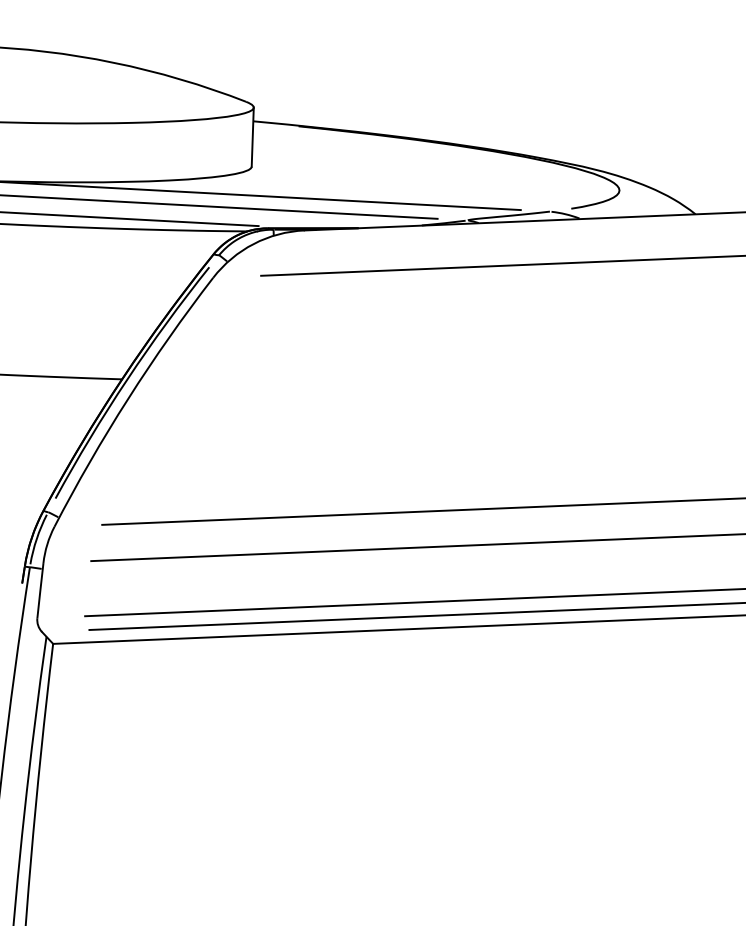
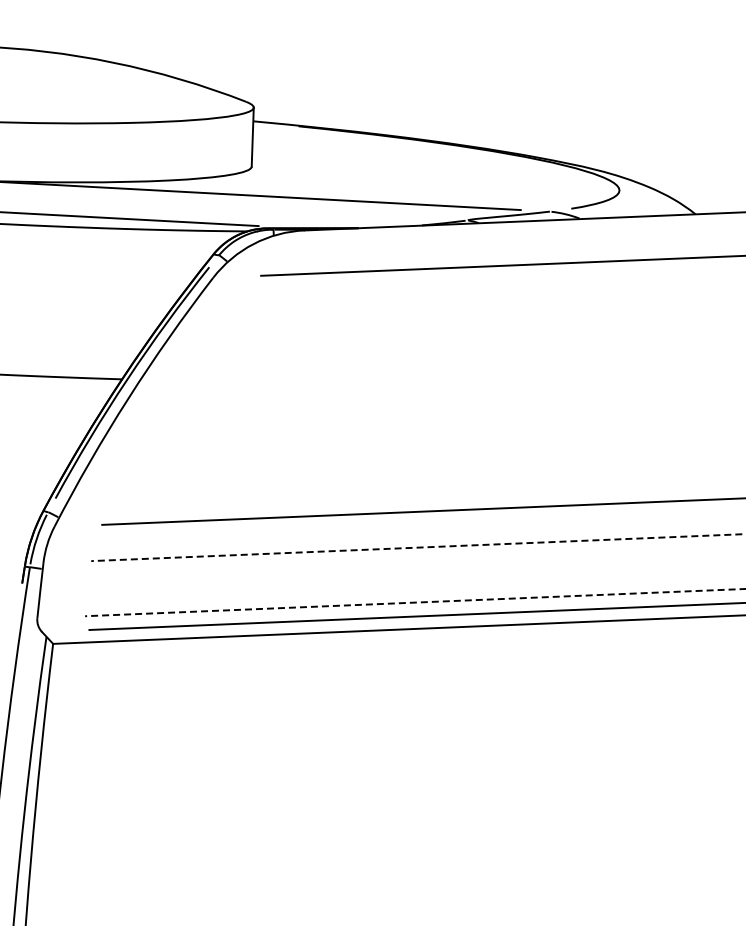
line: present -> none (219, 206)
line: solid -> dashed (417, 547)
line: solid -> dashed (414, 602)
